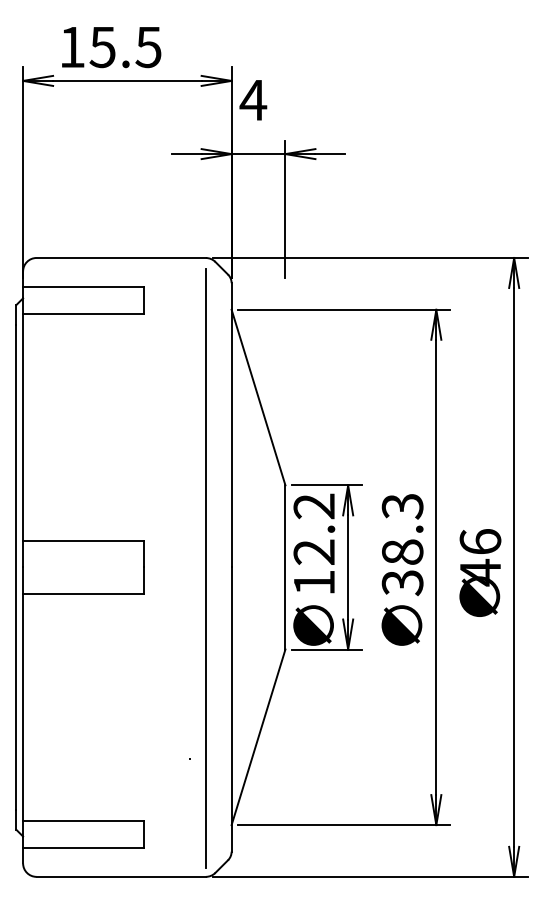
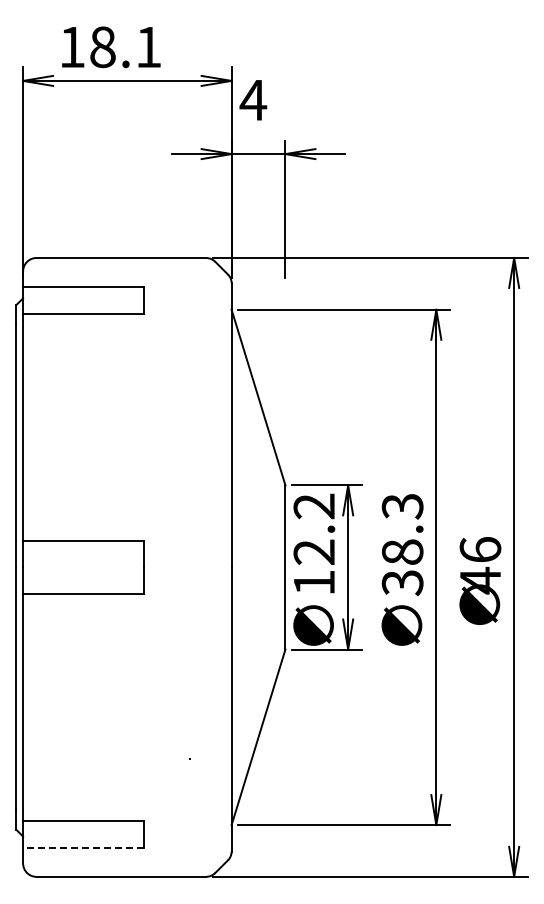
text: 15.5 -> 18.1 (125, 47)
line: present -> none (205, 568)
text position: (480, 572) -> (480, 580) (480, 580)
line: solid -> dashed (83, 847)
